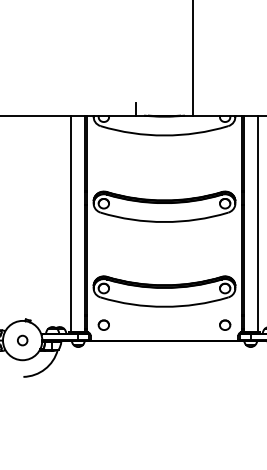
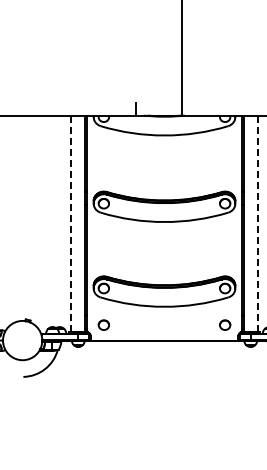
line position: (192, 58) -> (181, 58) (181, 58)
line: solid -> dashed (71, 223)
line: solid -> dashed (257, 223)
circle: present -> none (22, 340)
